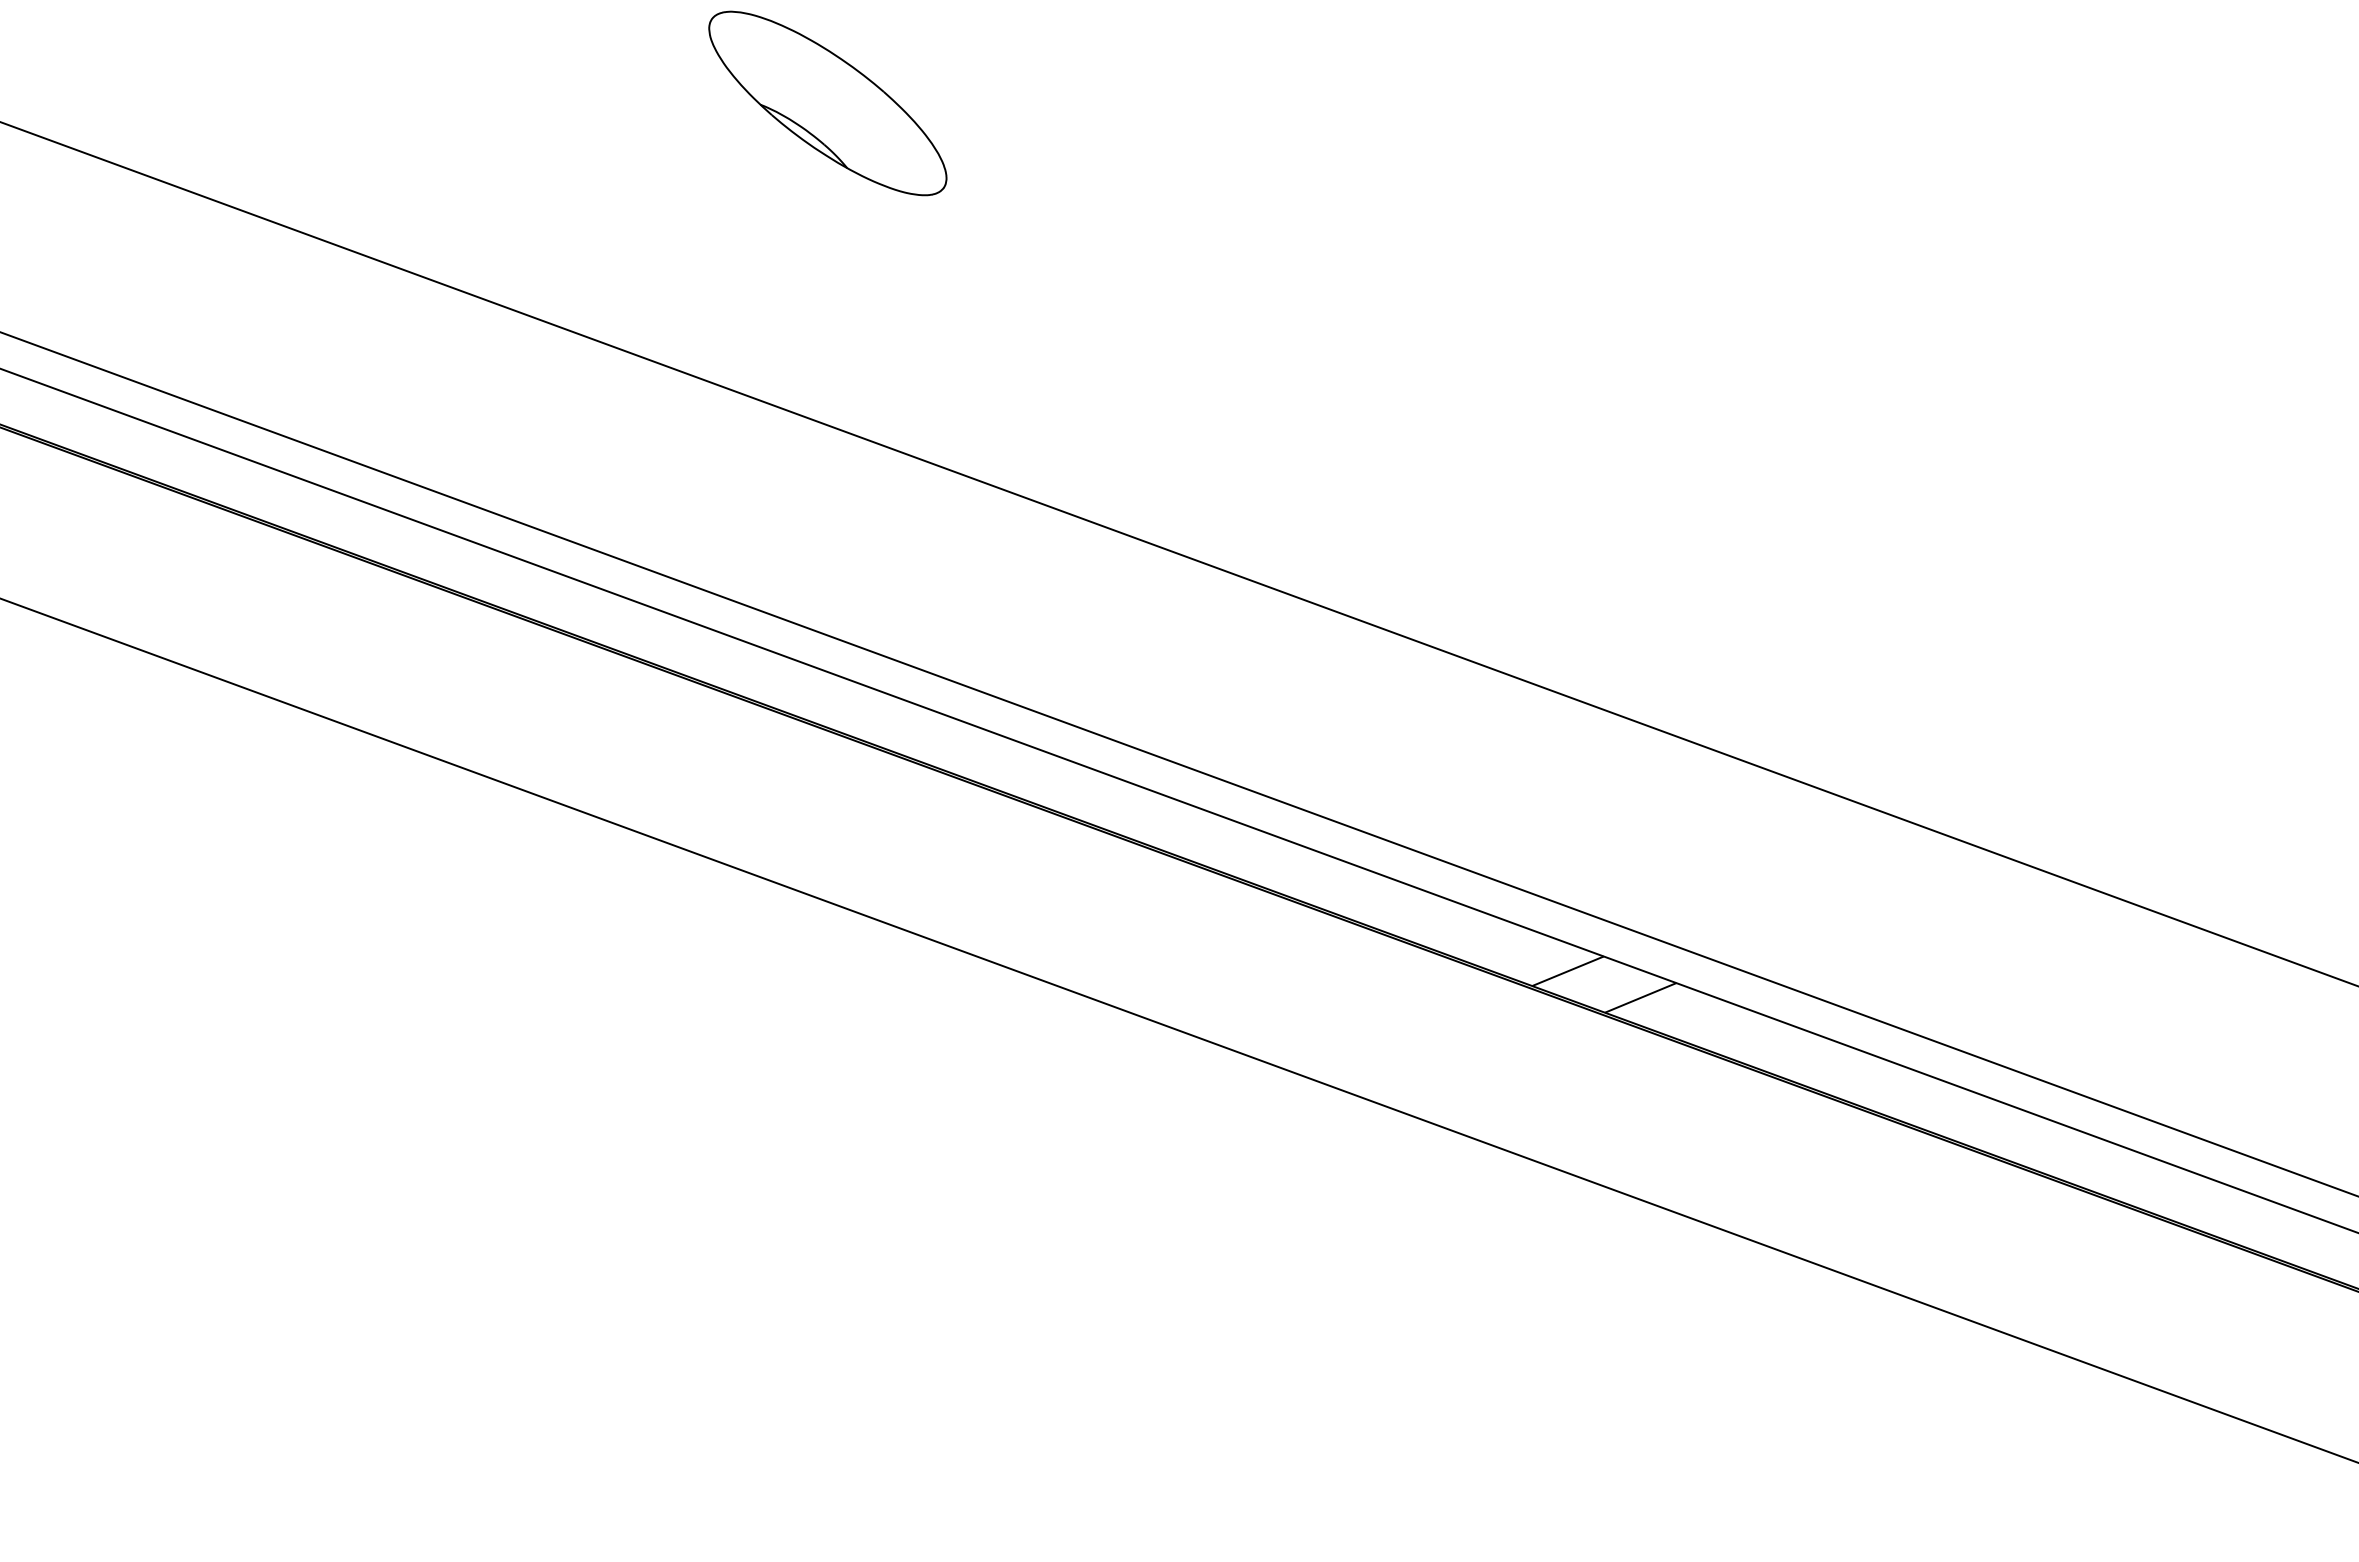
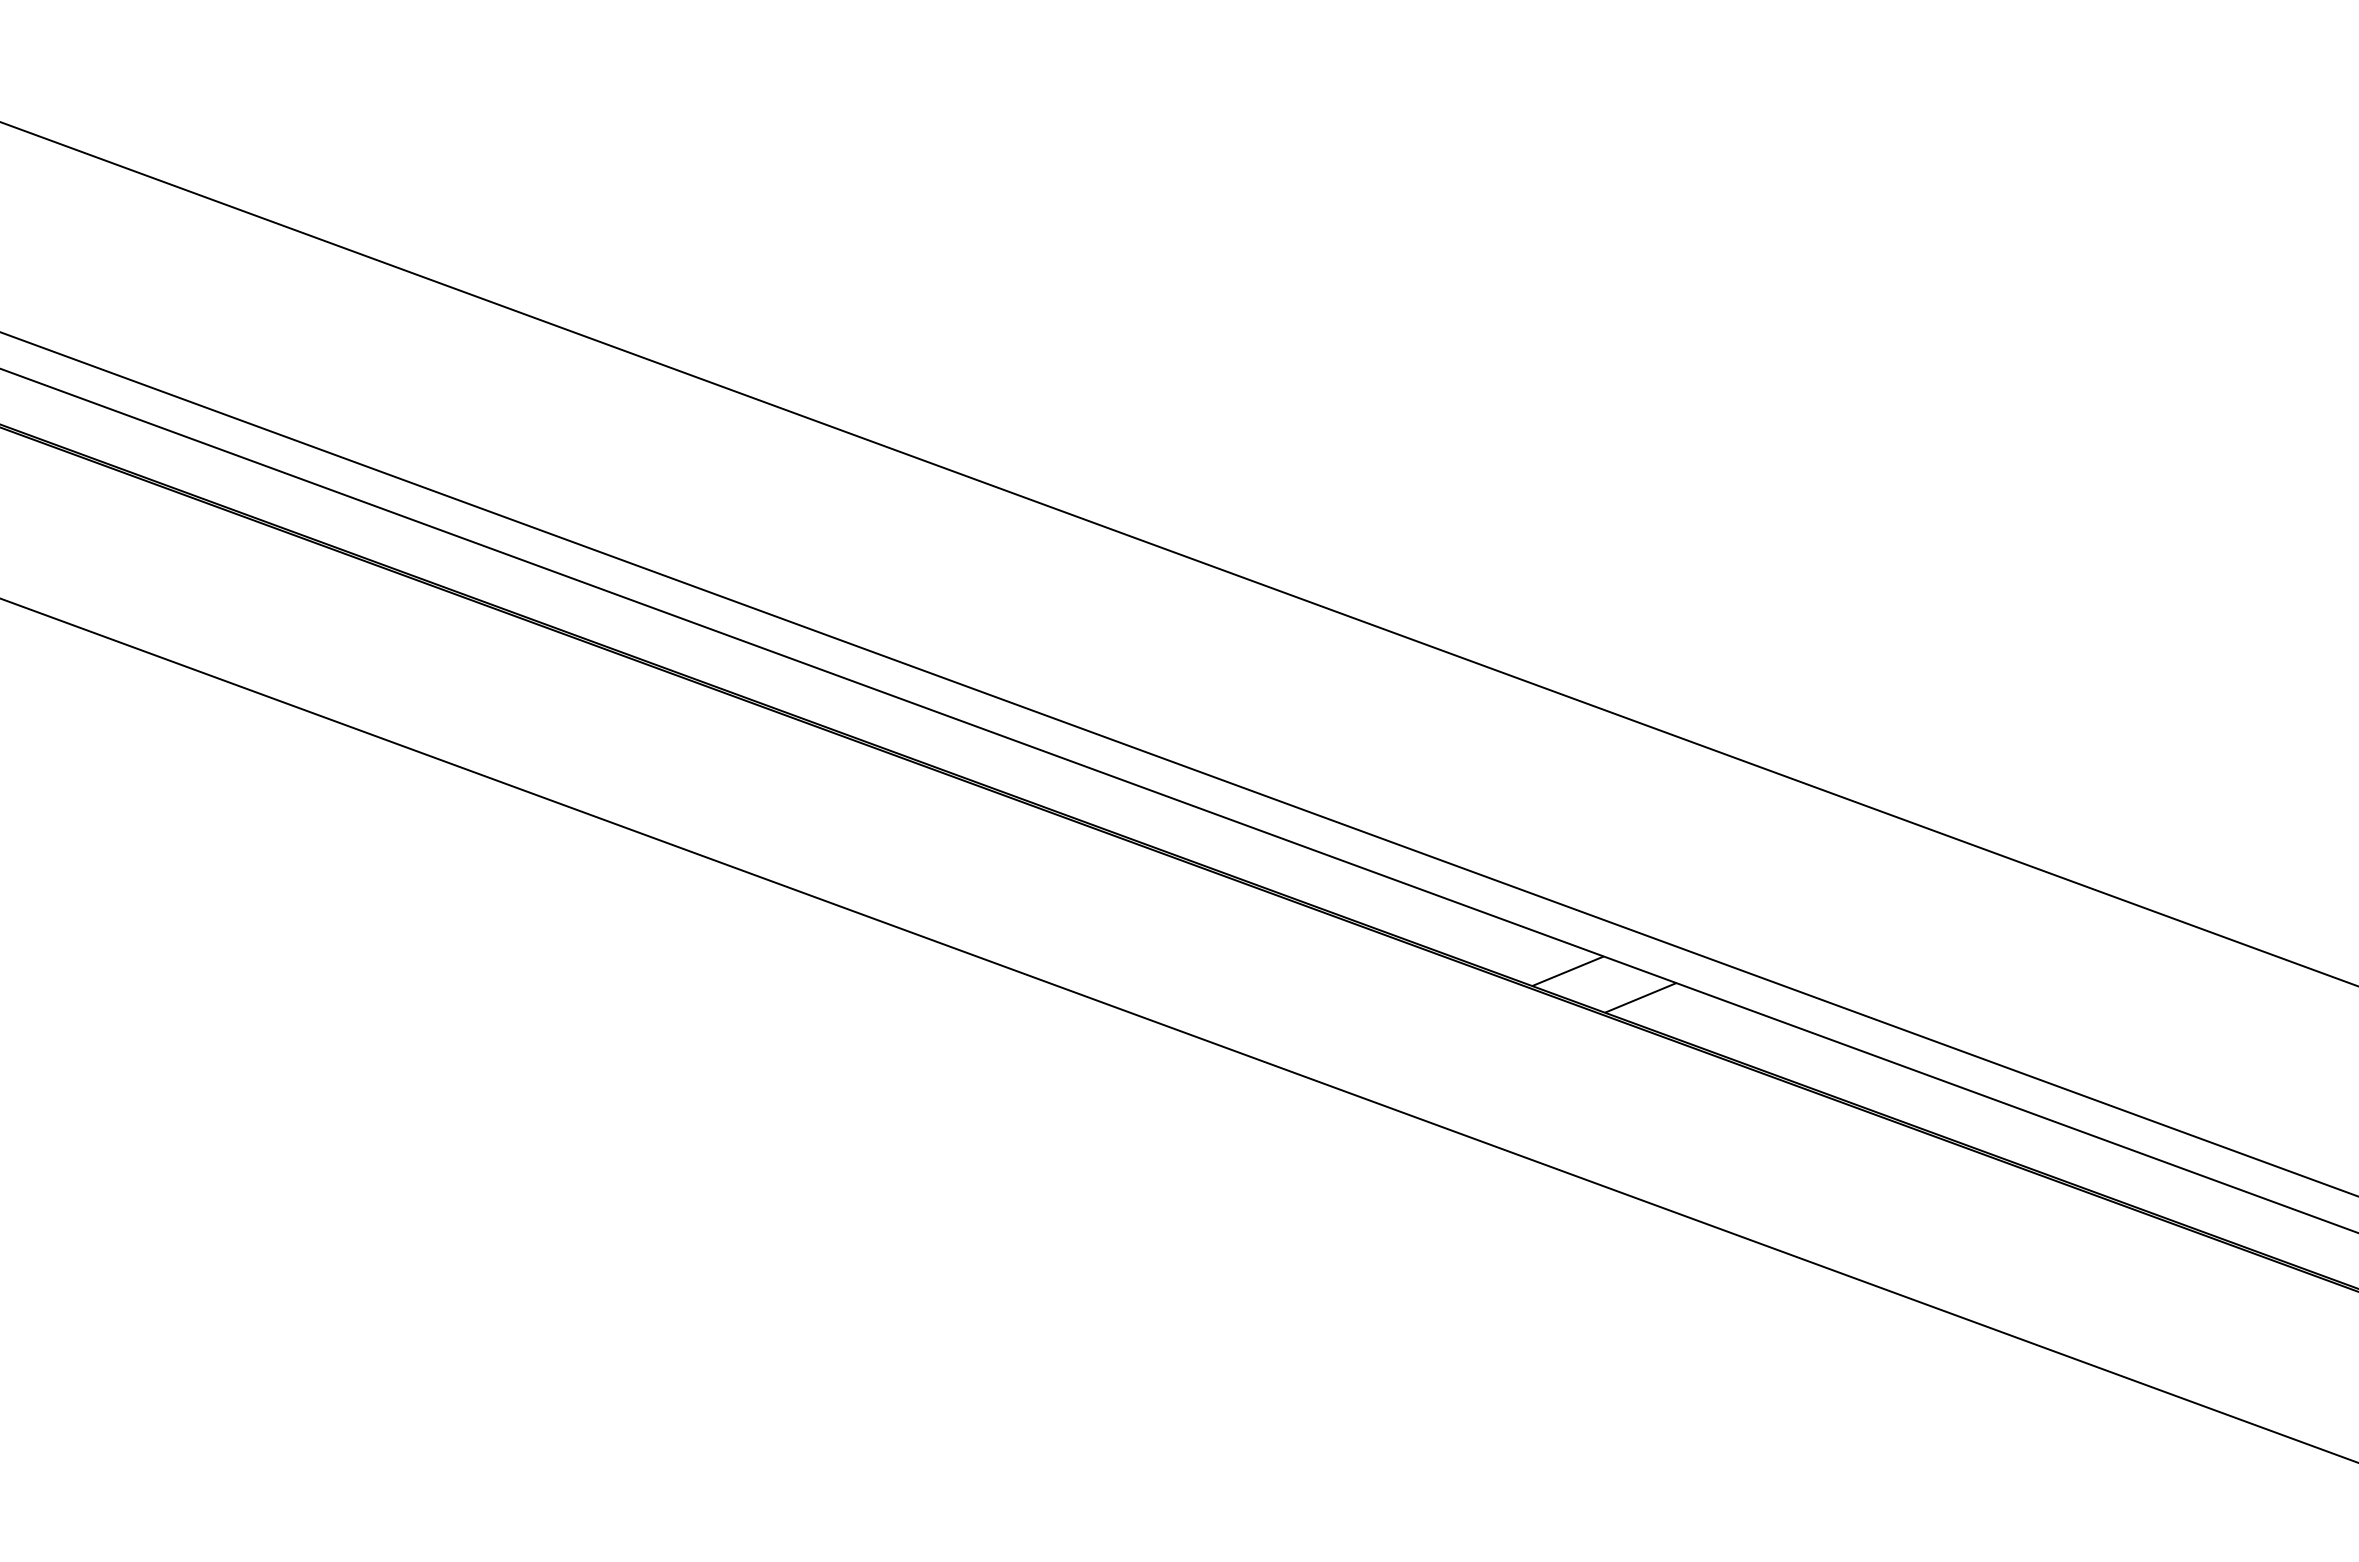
part: present -> none (827, 103)
